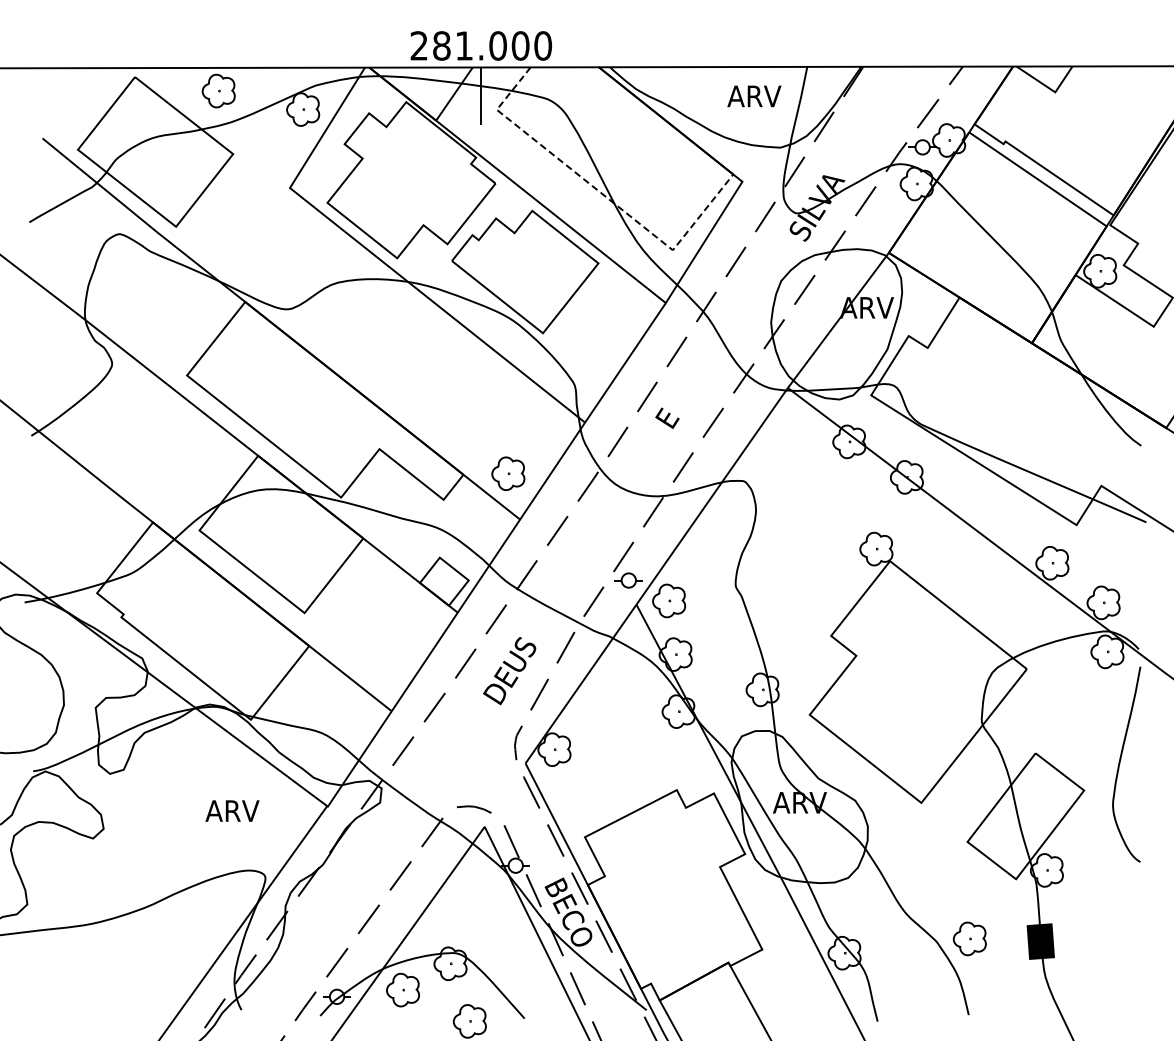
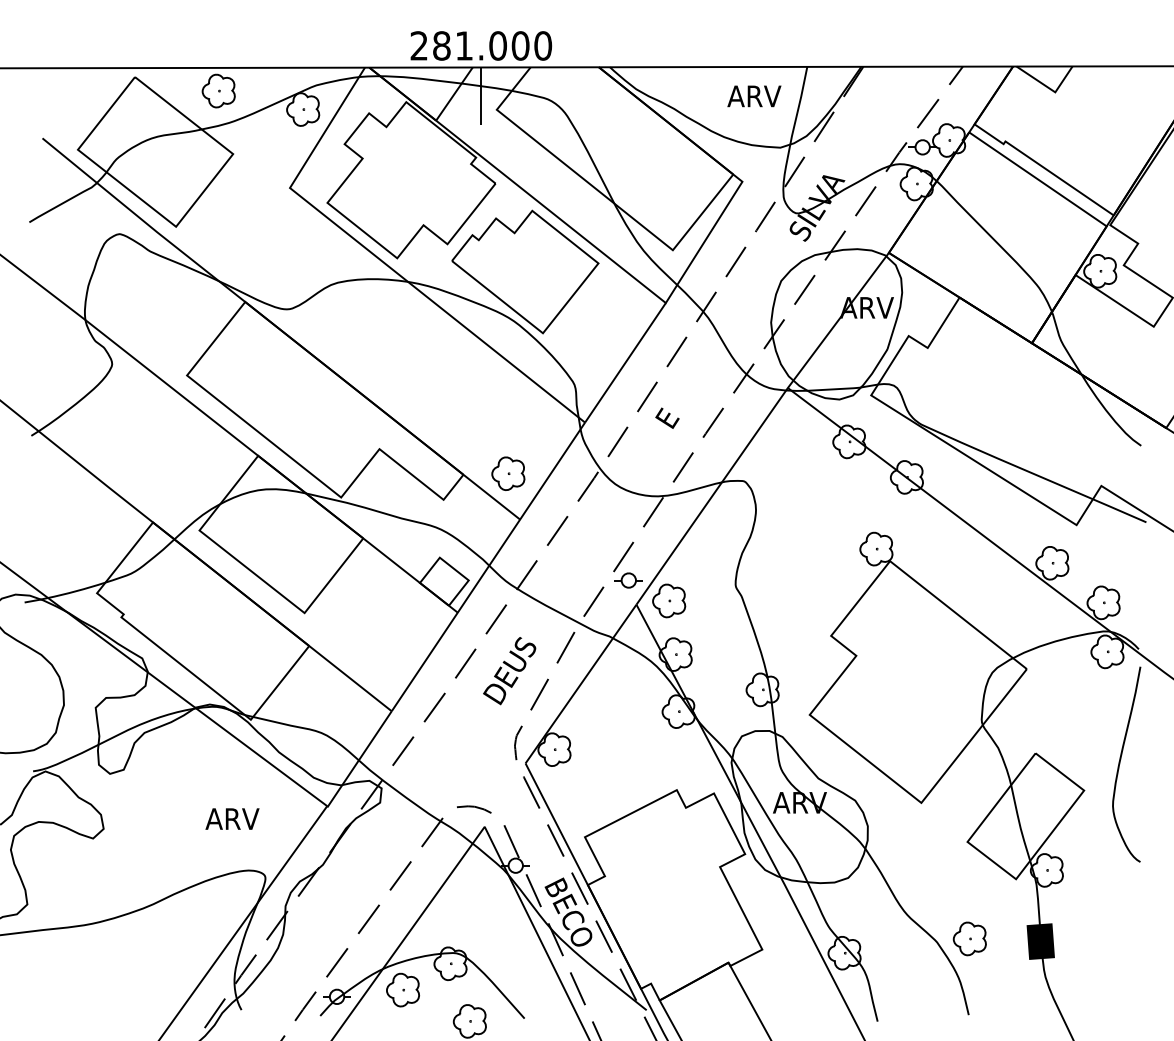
line: dashed -> solid (601, 193)
text position: (232, 810) -> (232, 818) (232, 818)
